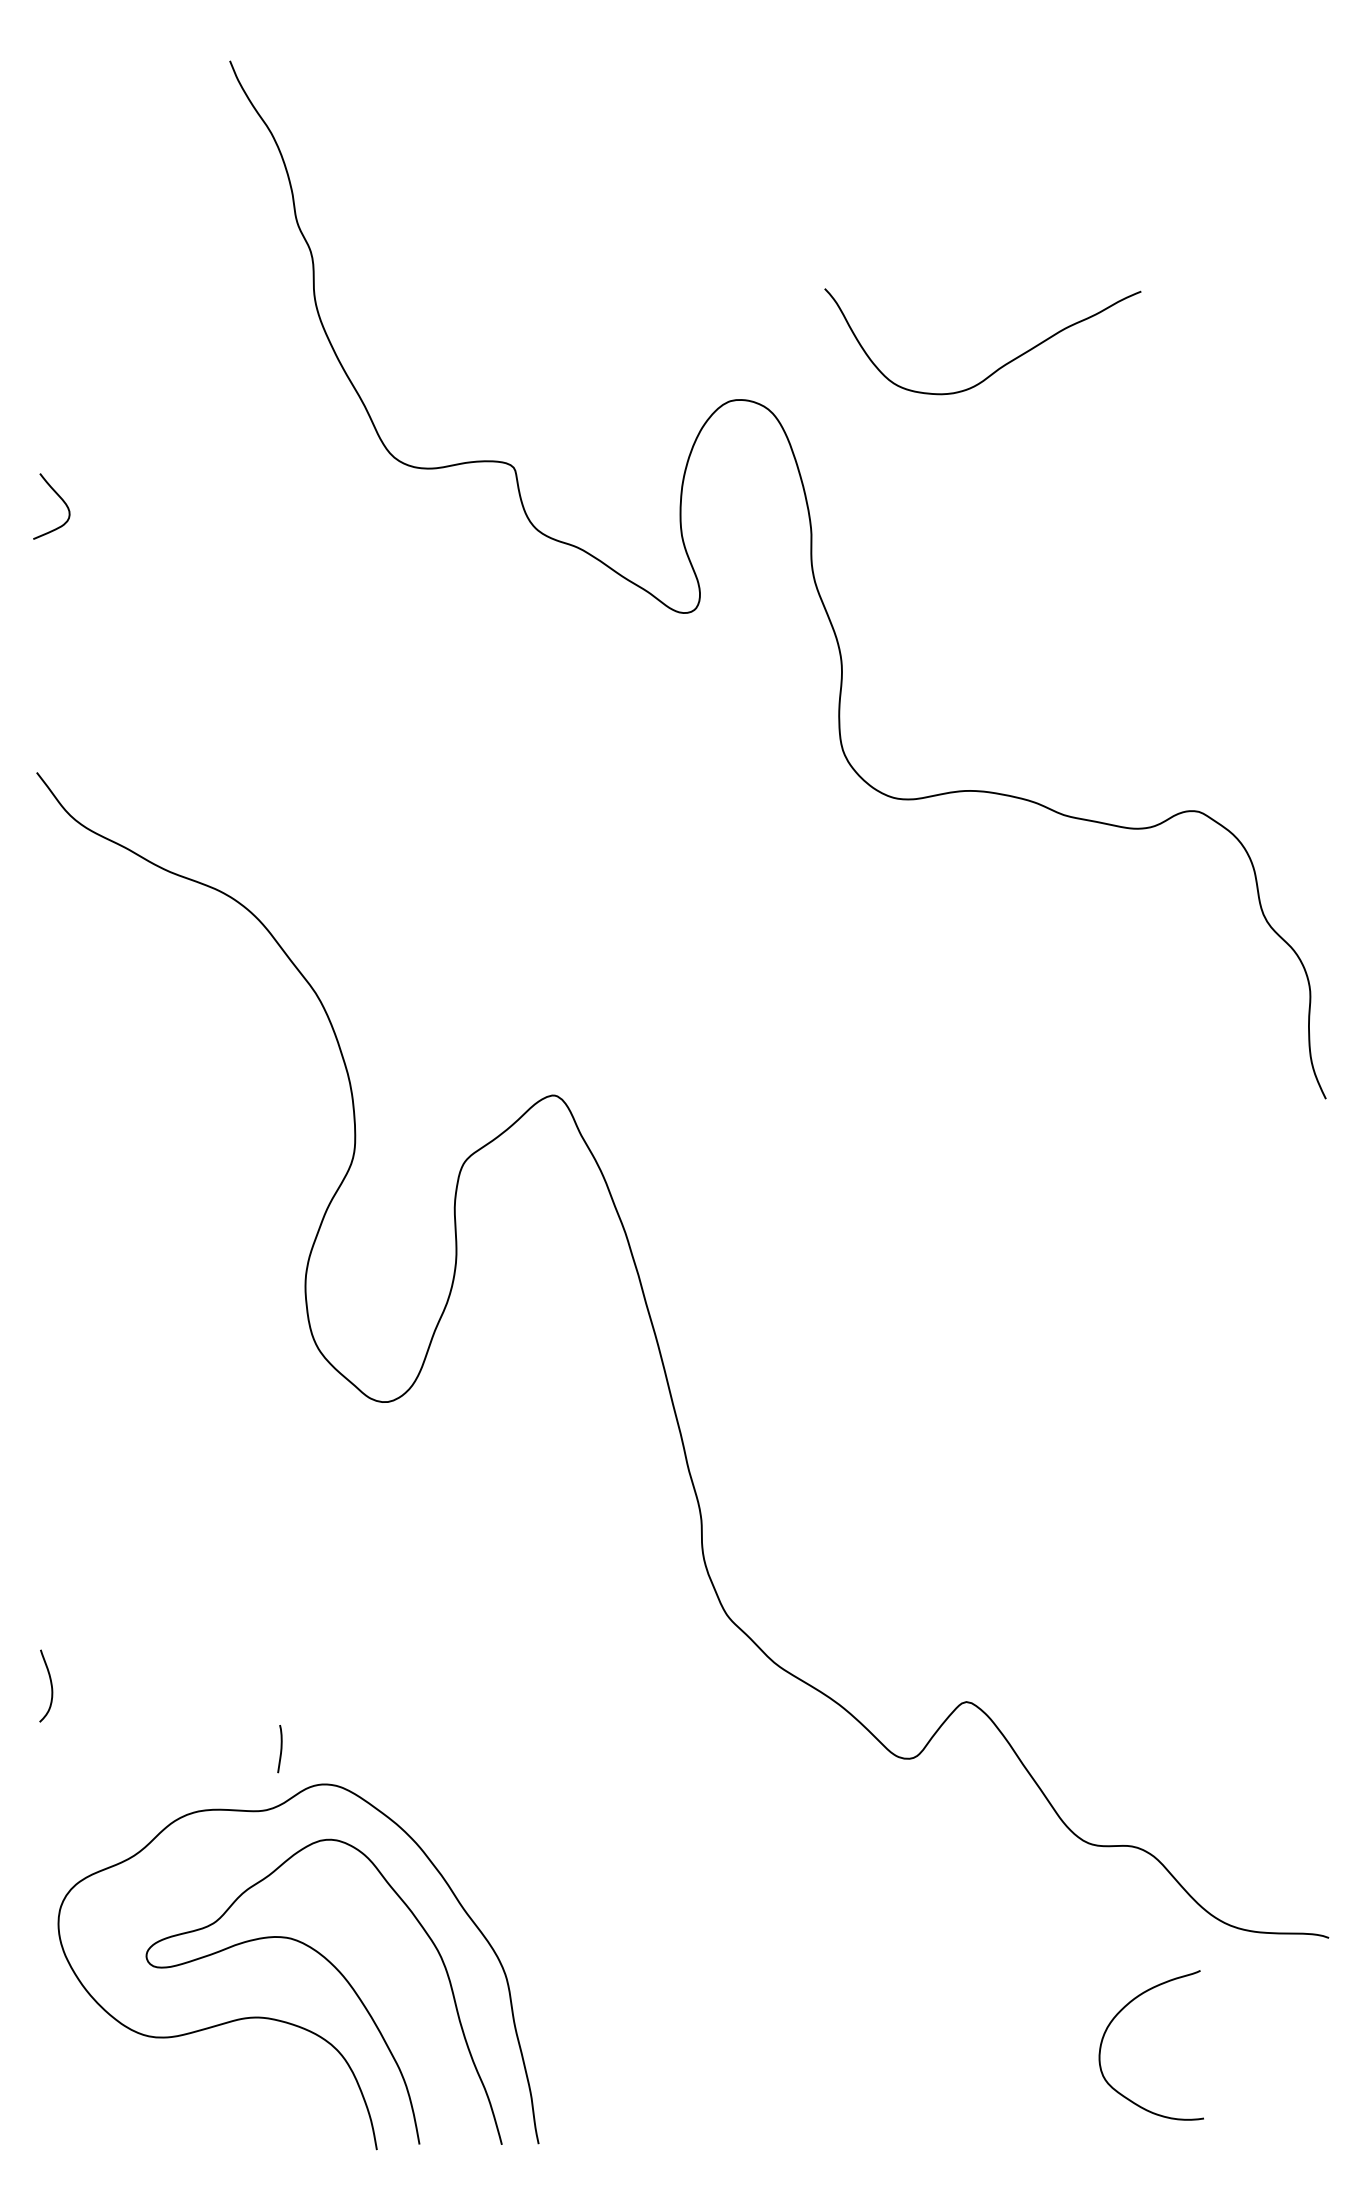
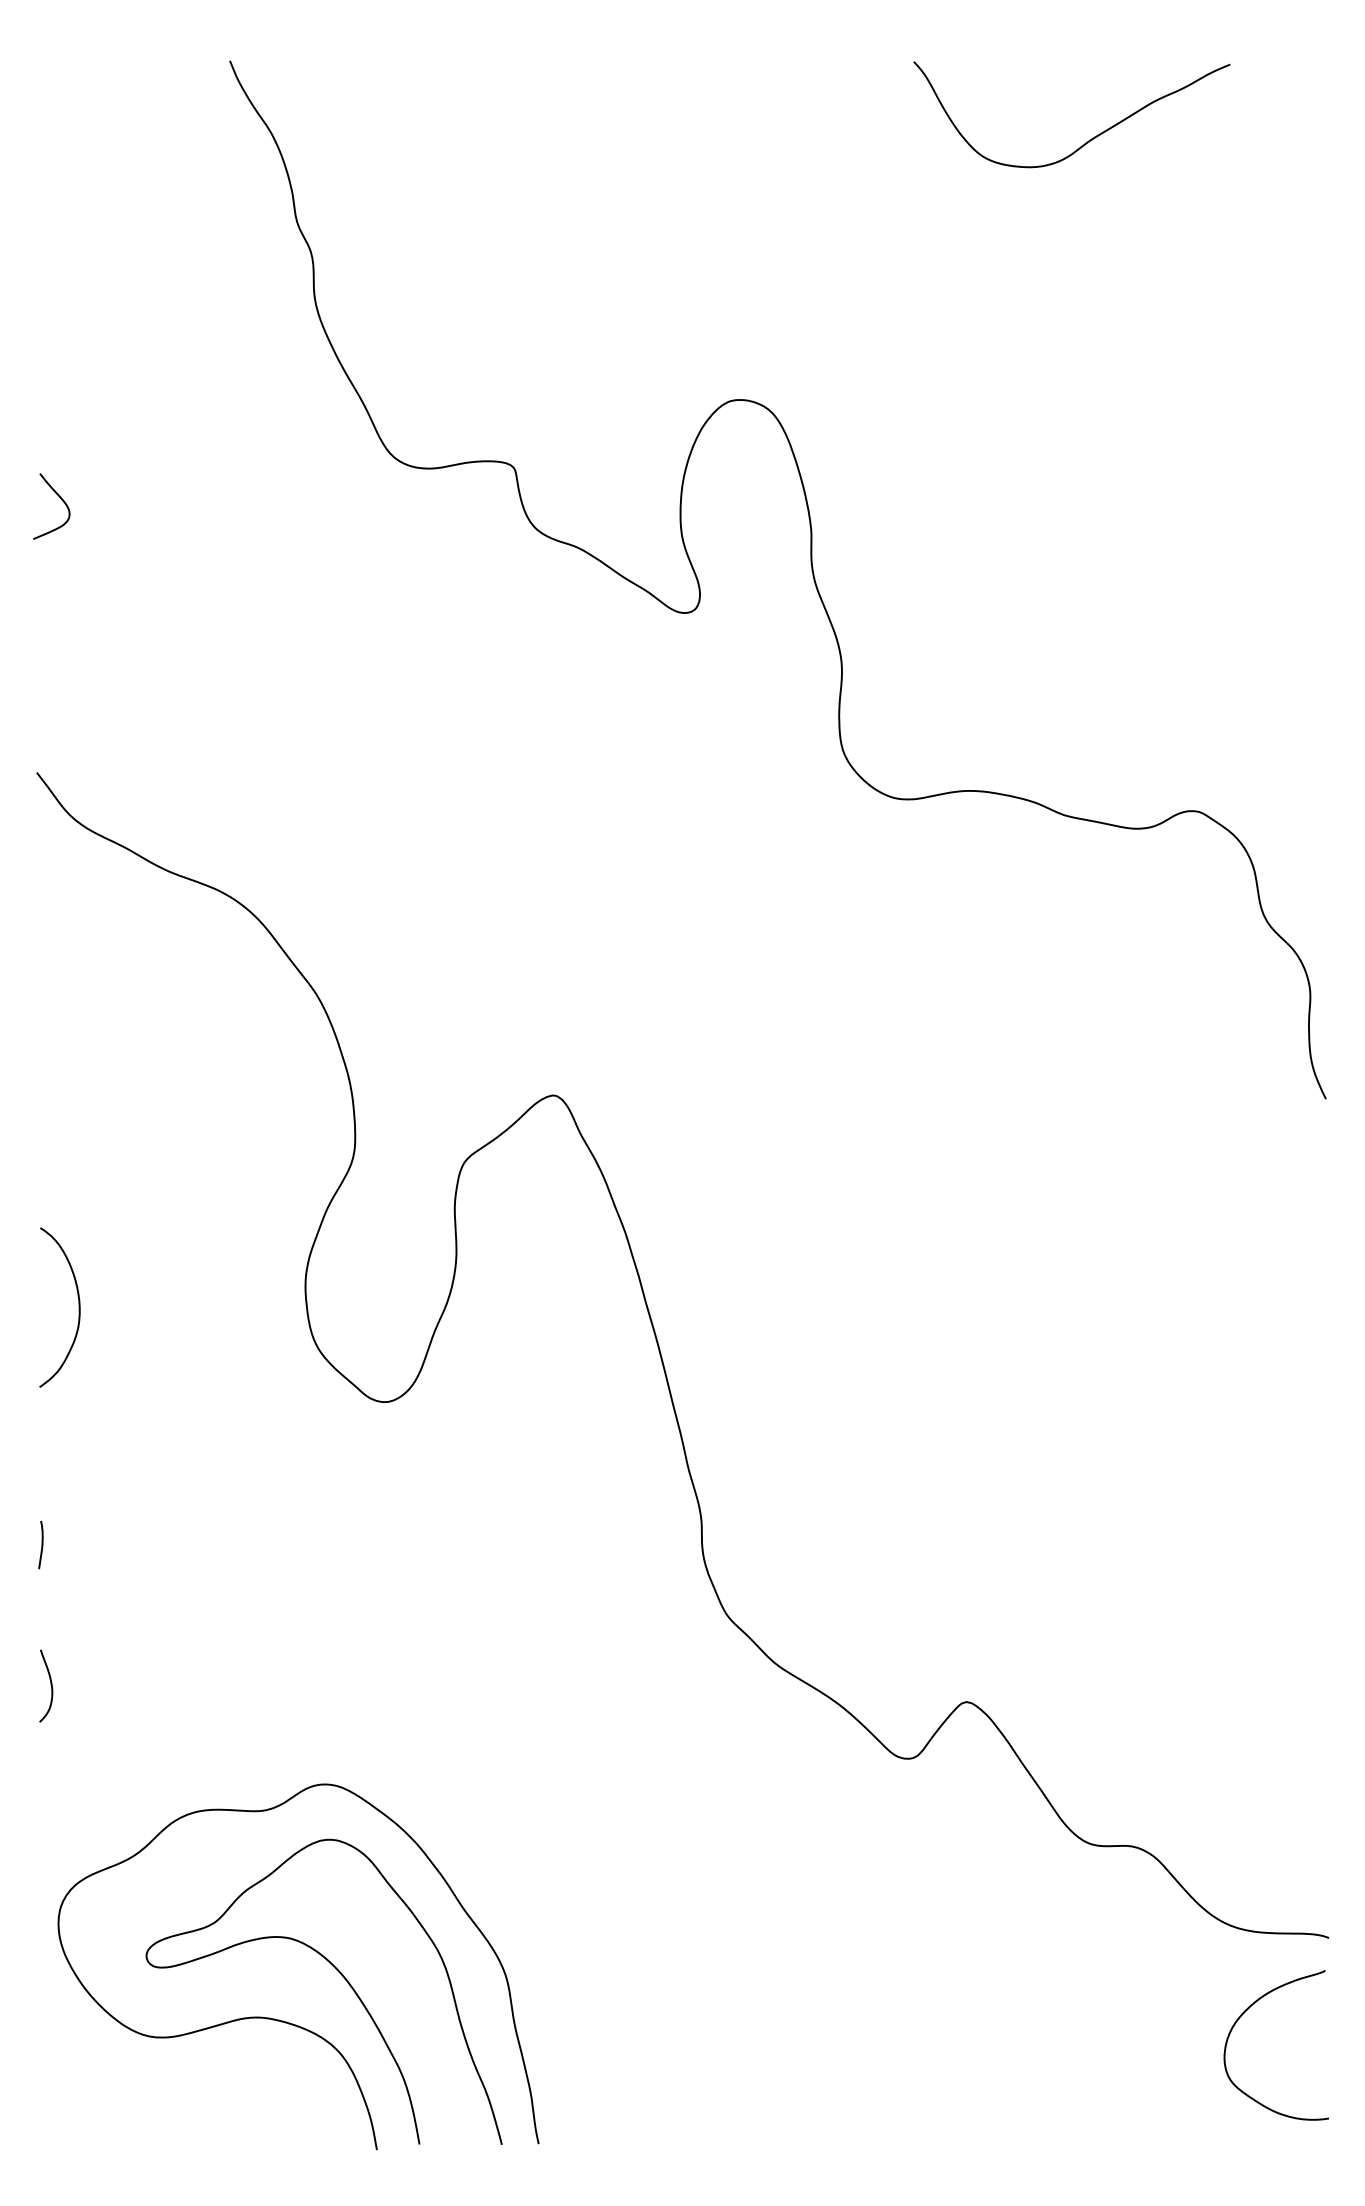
curve position: (999, 367) -> (1088, 140) (1088, 140)
curve: none -> present (78, 1307)
curve position: (280, 1749) -> (41, 1545) (41, 1545)
curve position: (1114, 2019) -> (1239, 2019) (1239, 2019)
